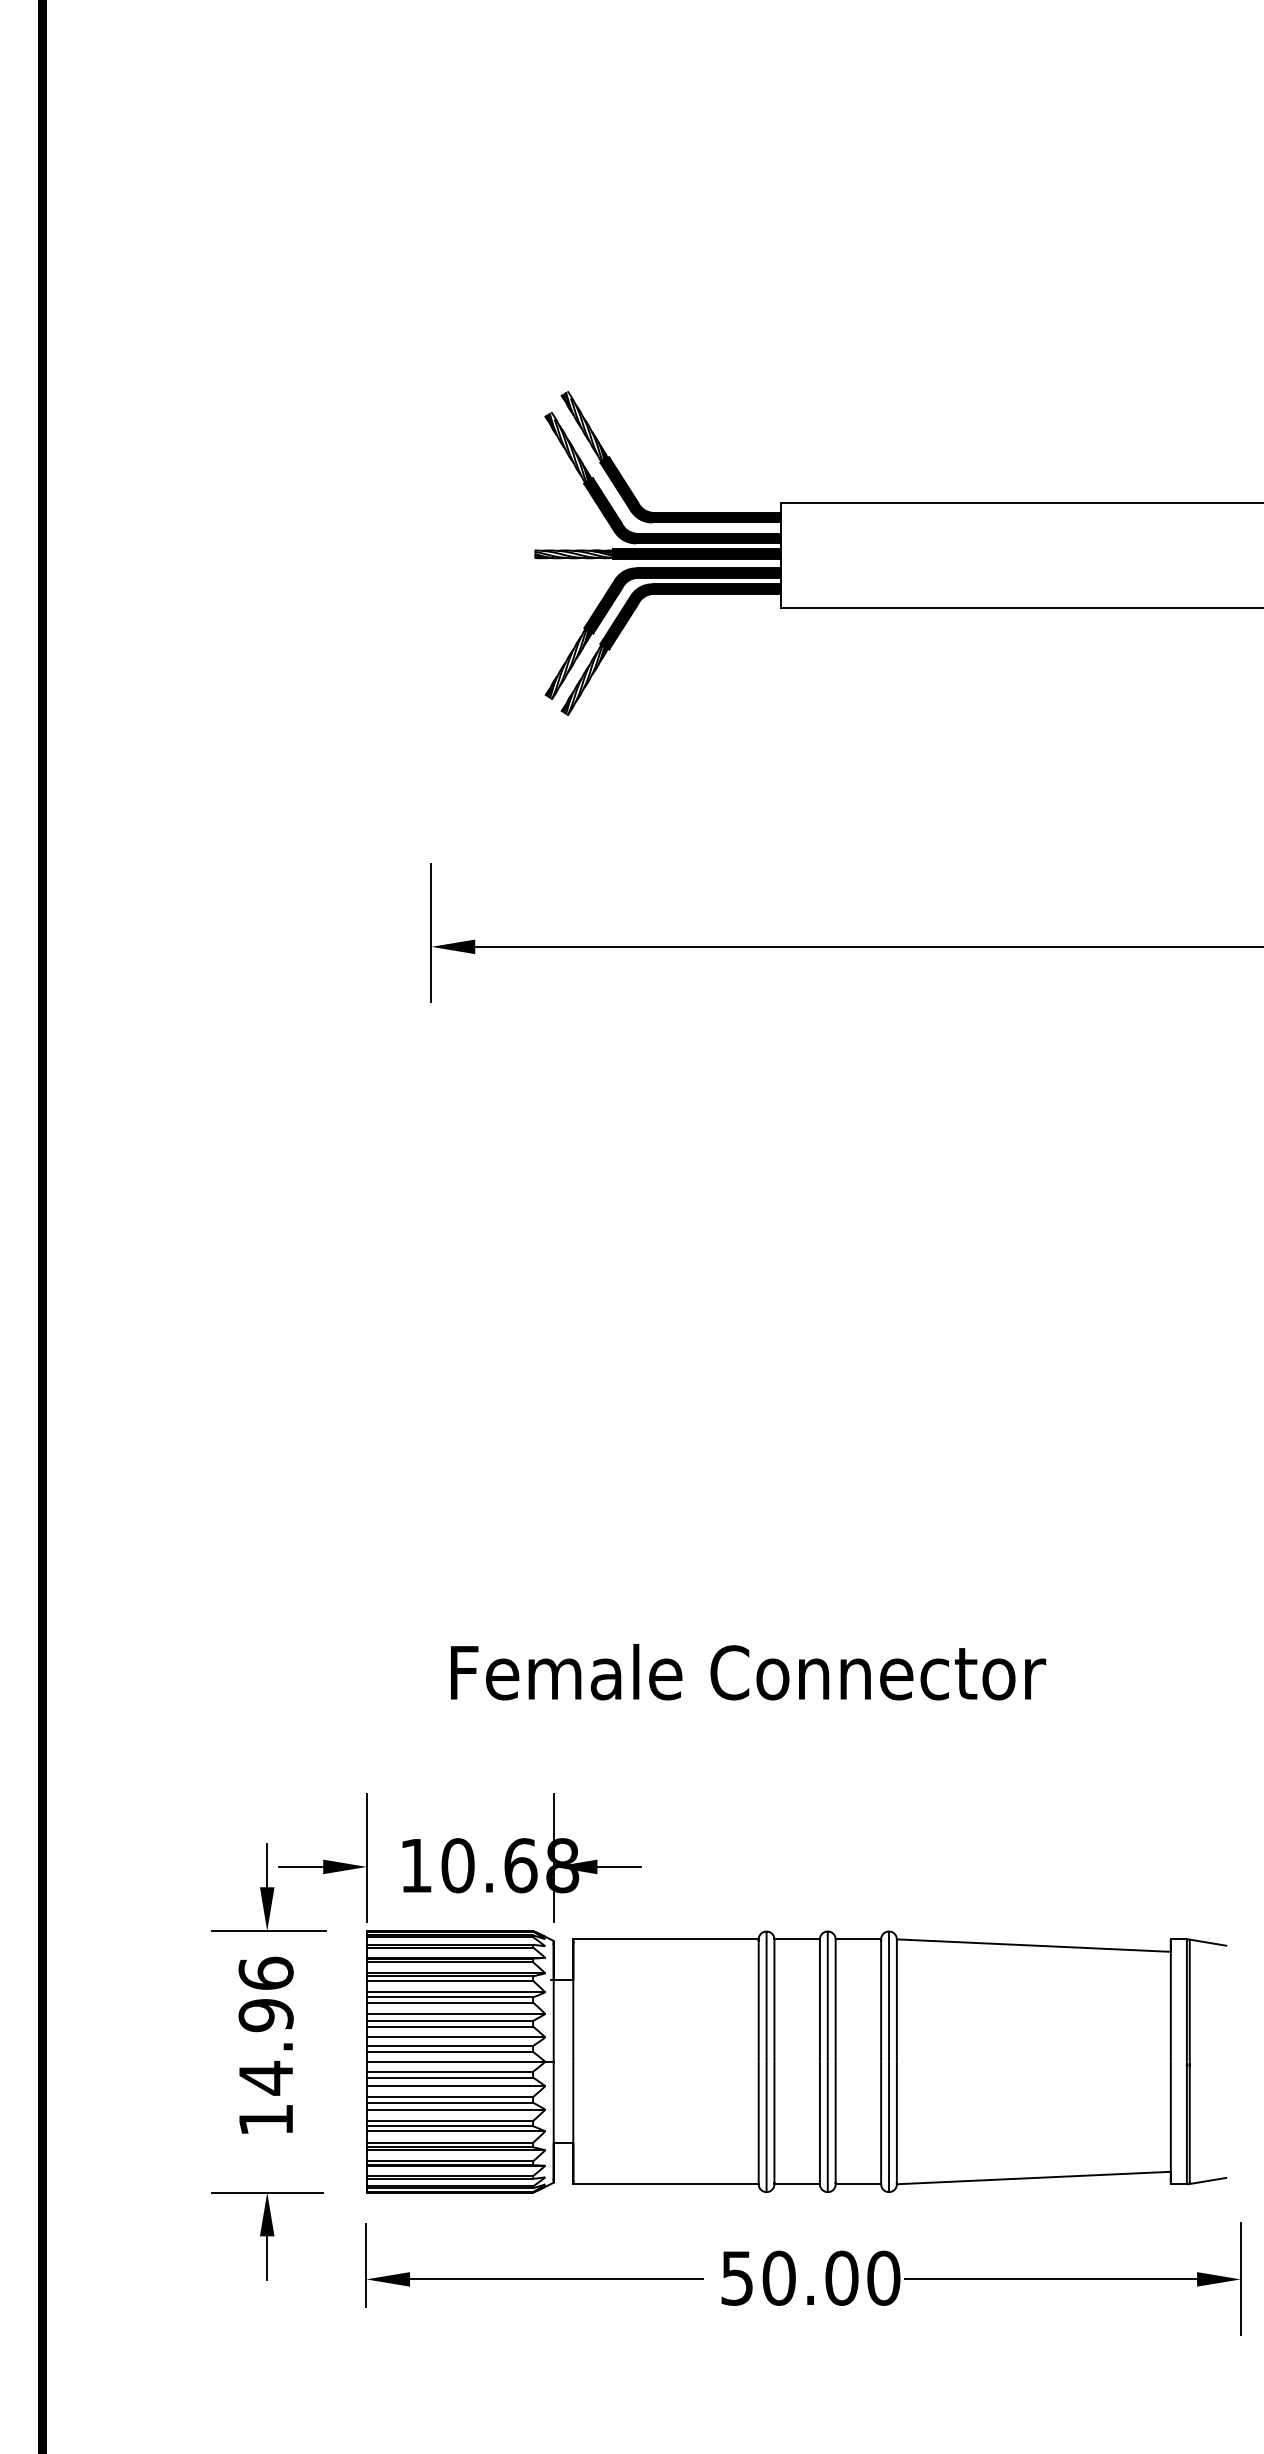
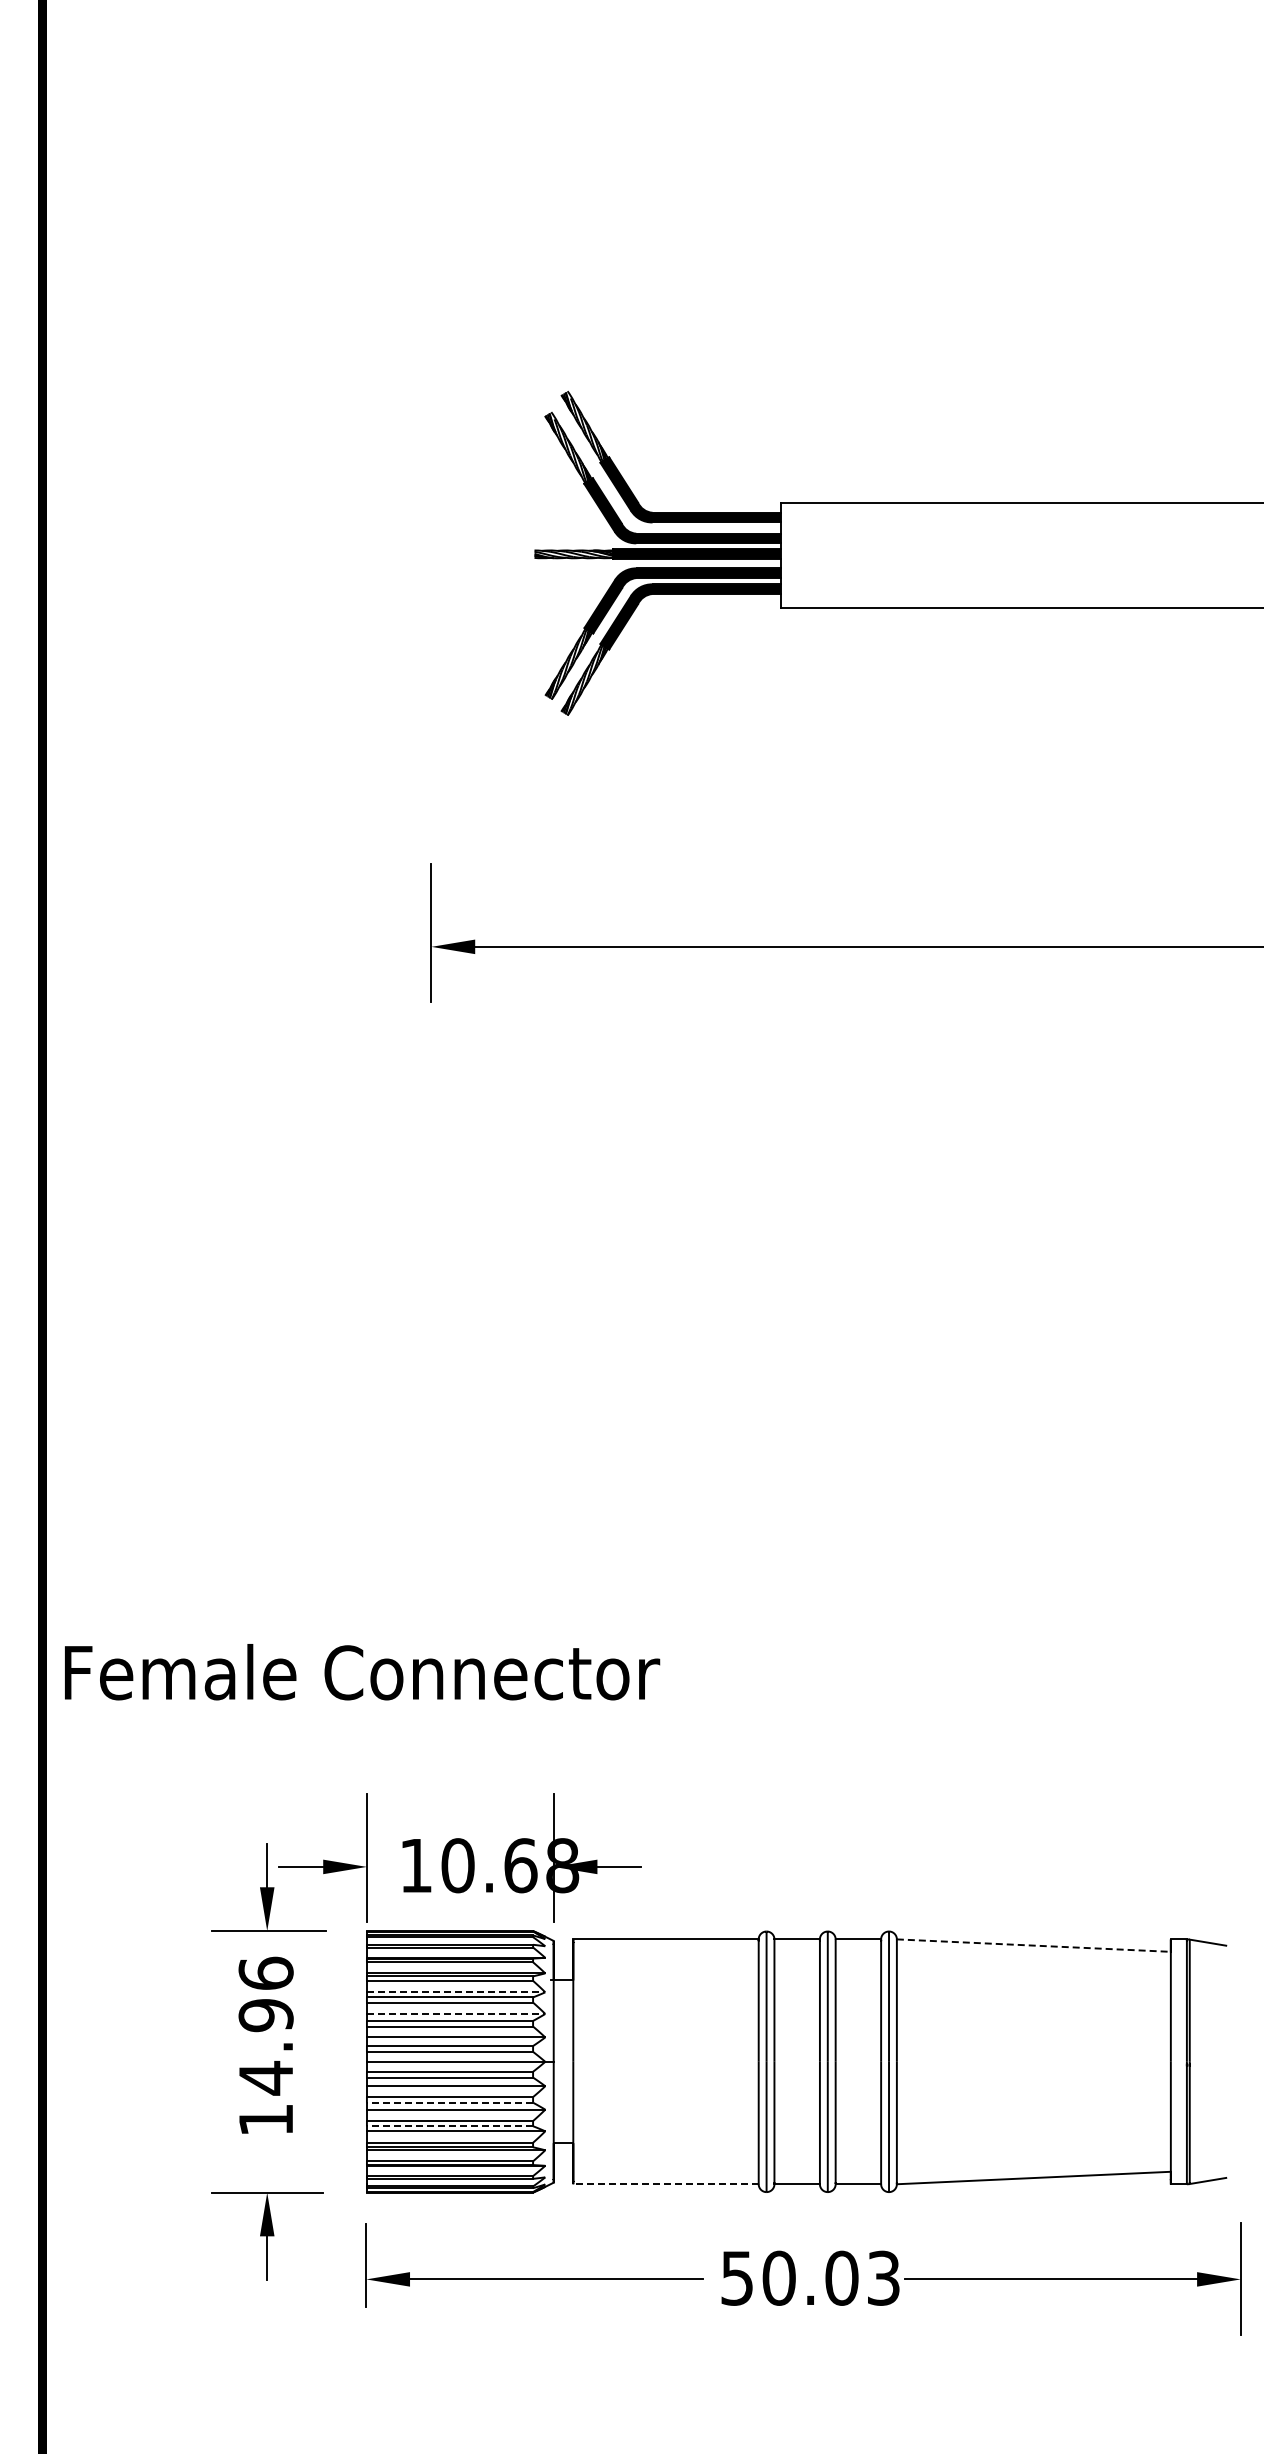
text position: (748, 1672) -> (362, 1672) (362, 1672)
line: solid -> dashed (1034, 1945)
line: solid -> dashed (456, 1992)
line: solid -> dashed (456, 2013)
line: solid -> dashed (449, 2102)
line: solid -> dashed (449, 2126)
line: solid -> dashed (666, 2184)
text: 50.00 -> 50.03 (883, 2277)
